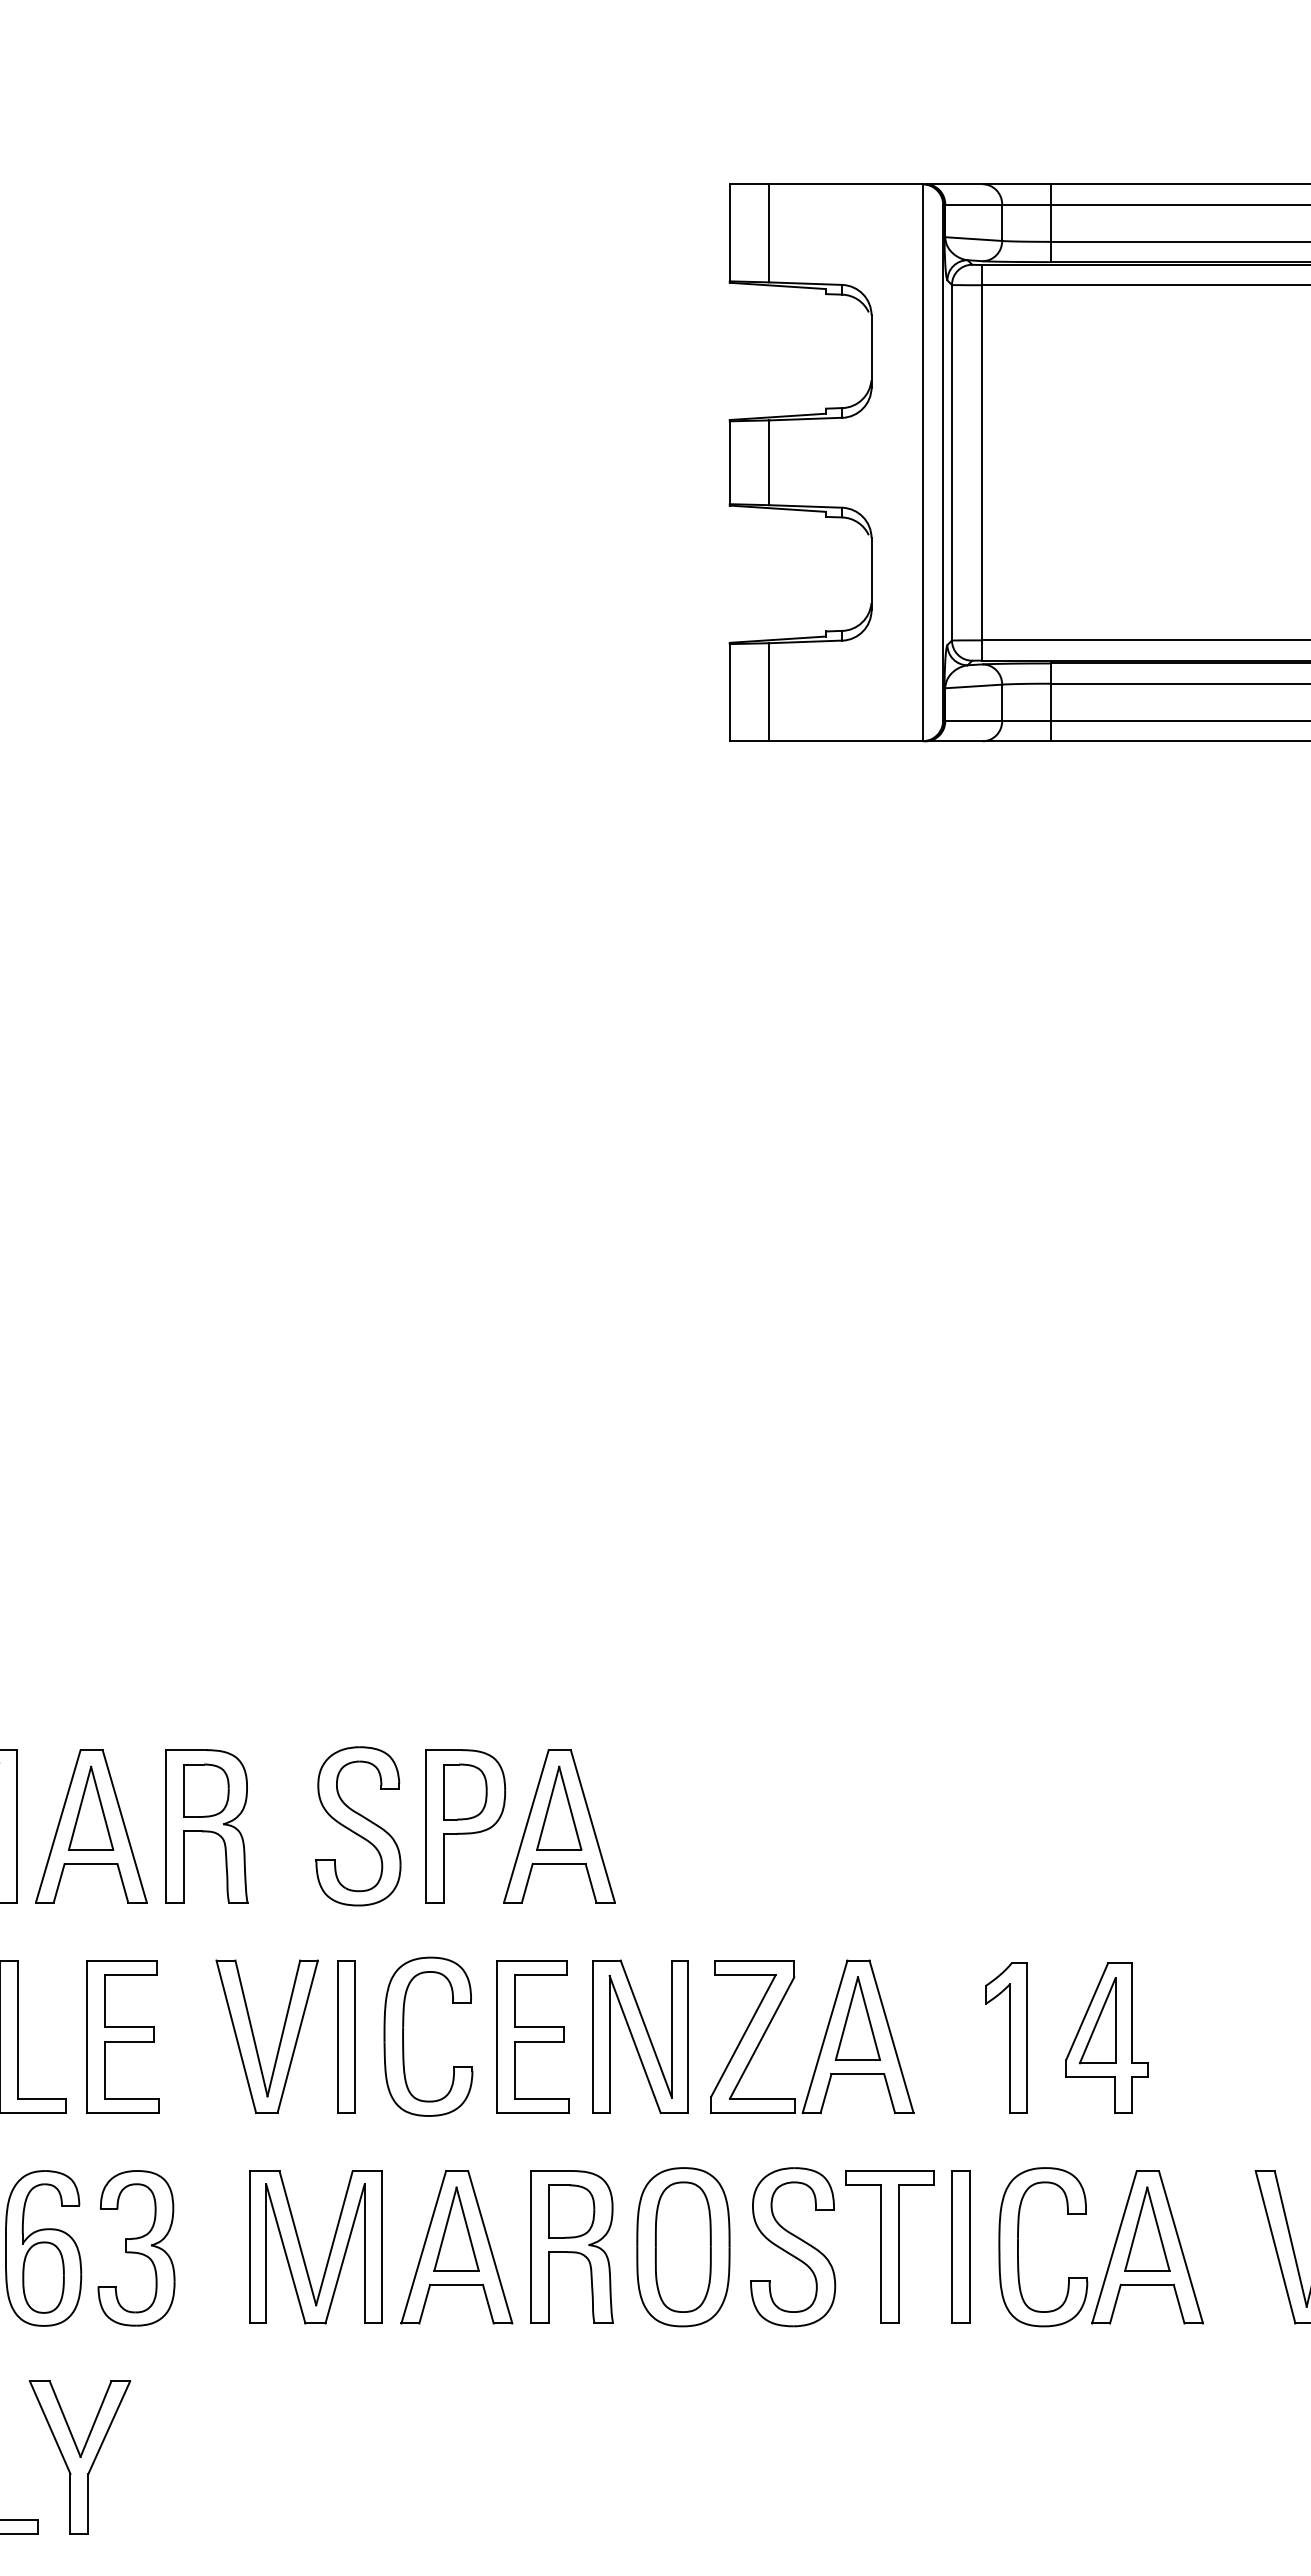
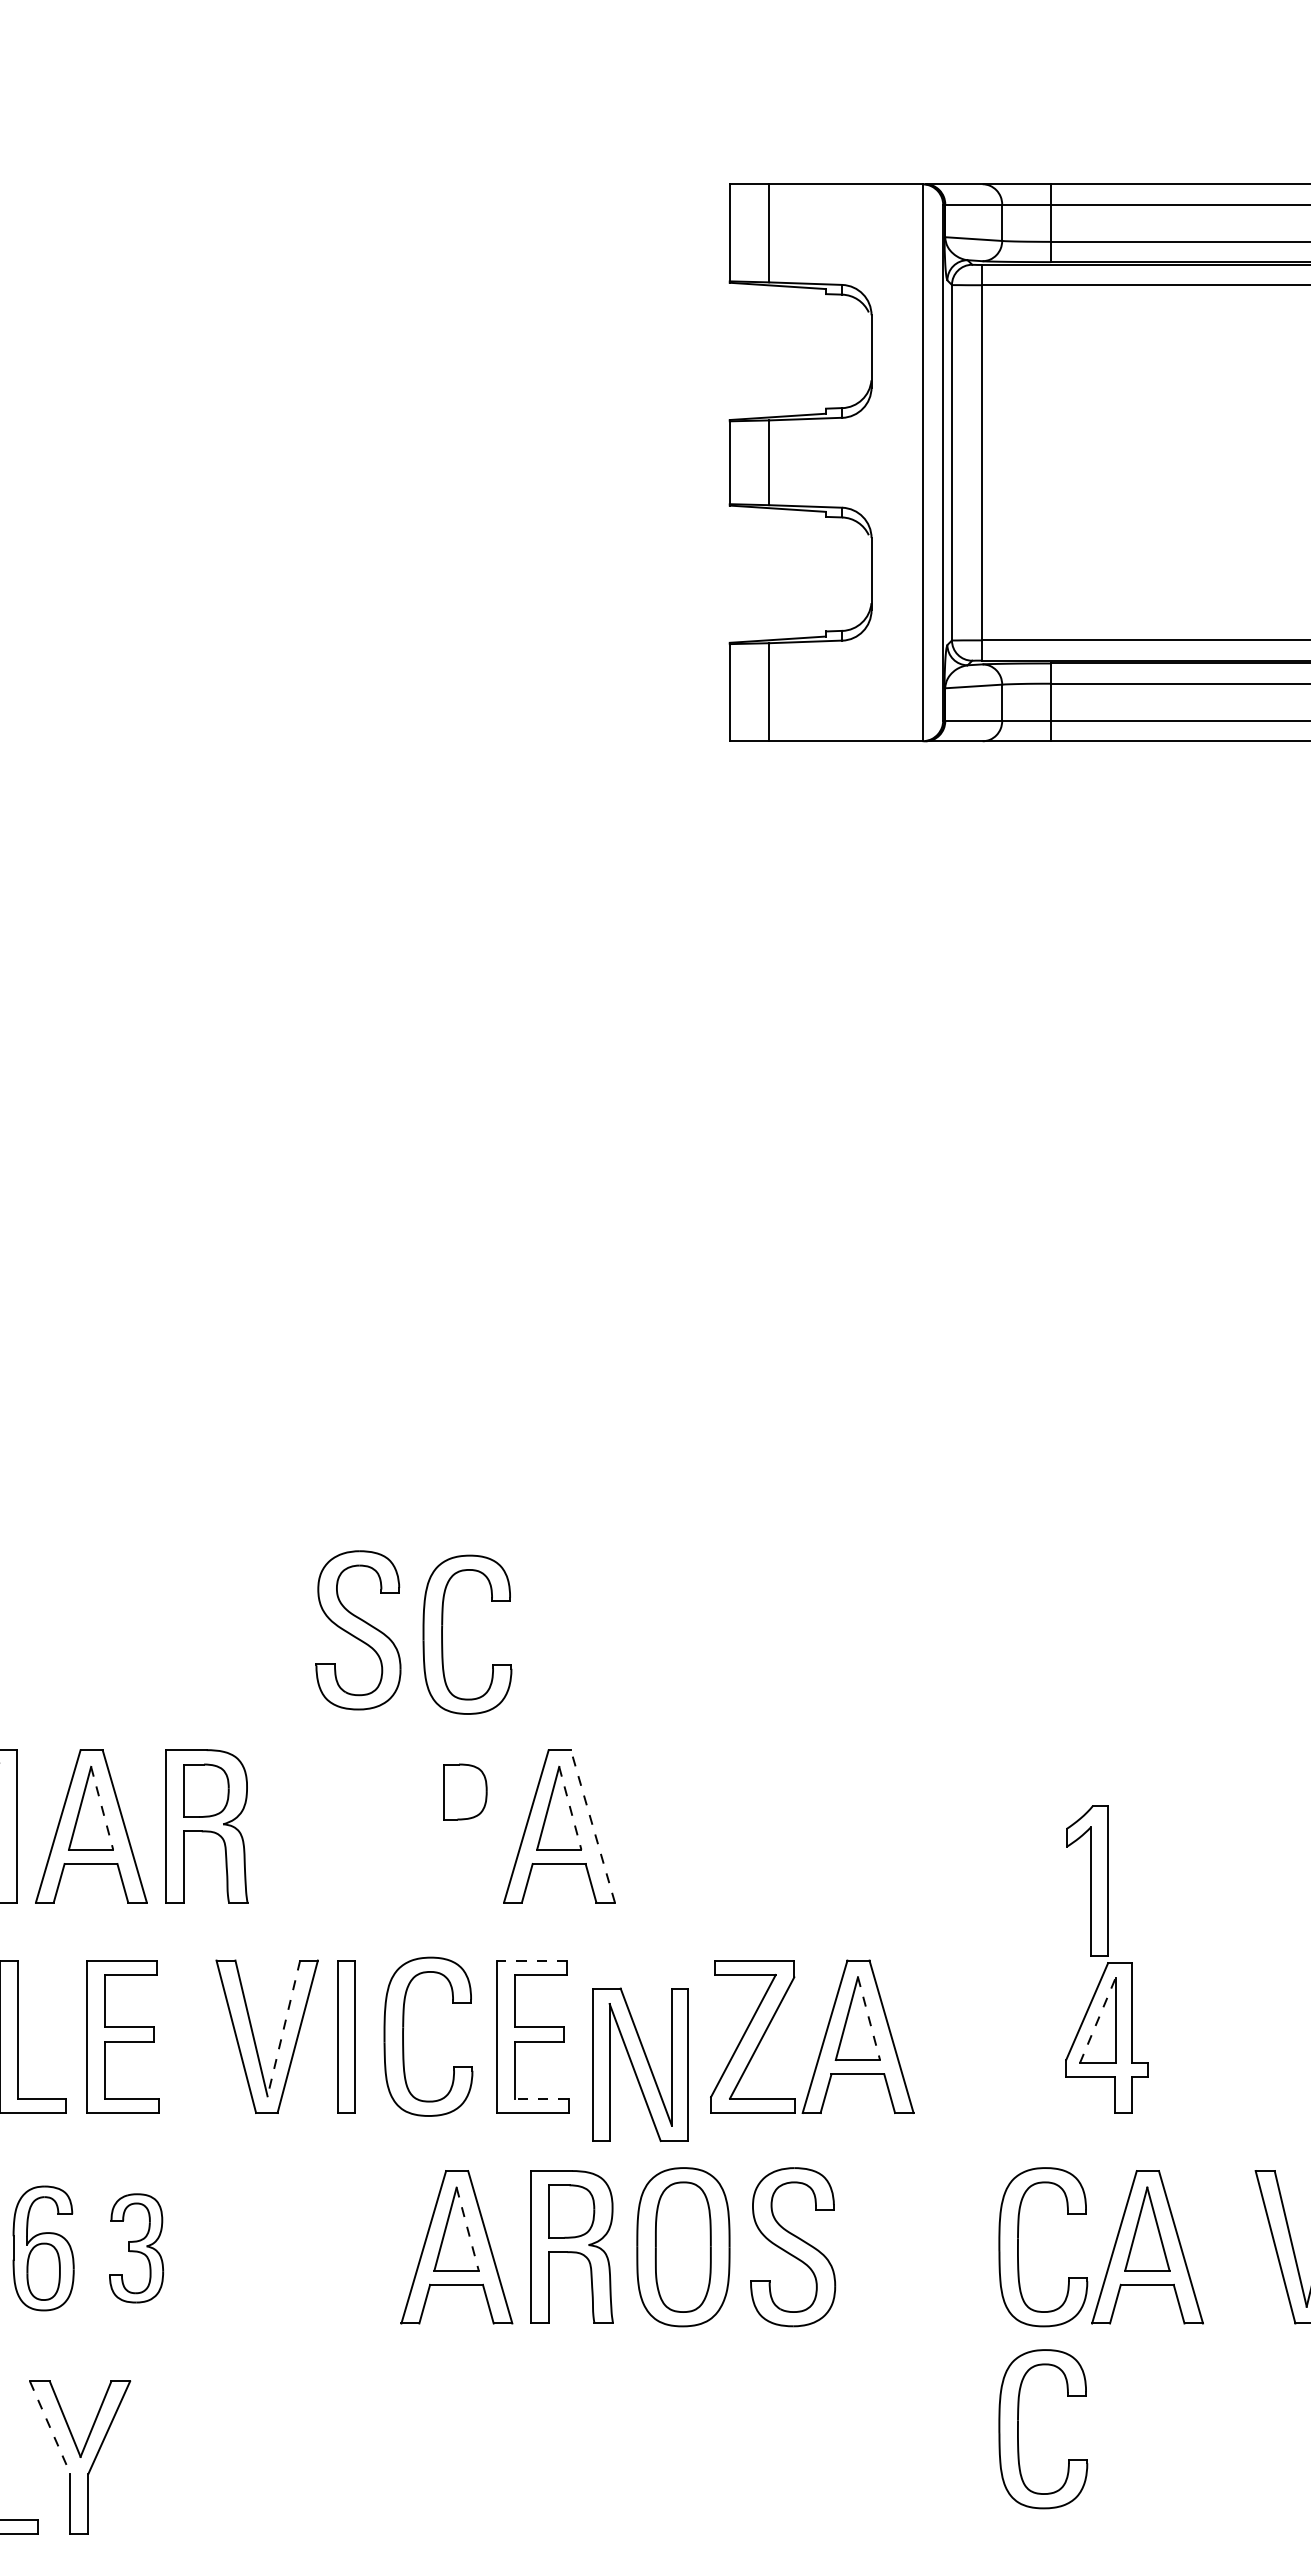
part: none -> present (442, 1634)
line: solid -> dashed (102, 1808)
line: solid -> dashed (570, 1808)
line: solid -> dashed (592, 1825)
part position: (358, 1826) -> (358, 1630) (358, 1630)
part: present -> none (465, 1826)
line: solid -> dashed (531, 1960)
line: solid -> dashed (869, 2018)
line: solid -> dashed (1097, 2020)
line: solid -> dashed (283, 2028)
part position: (640, 2036) -> (640, 2064) (640, 2064)
part position: (1006, 2037) -> (1087, 1880) (1087, 1880)
line: solid -> dashed (541, 2098)
line: solid -> dashed (467, 2229)
part: present -> none (889, 2246)
part: present -> none (960, 2246)
part size: 78x157 px -> 63x127 px (43, 2248)
part size: 79x157 px -> 56x111 px (136, 2248)
part: present -> none (302, 2250)
line: solid -> dashed (50, 2427)
part: none -> present (1018, 2429)
